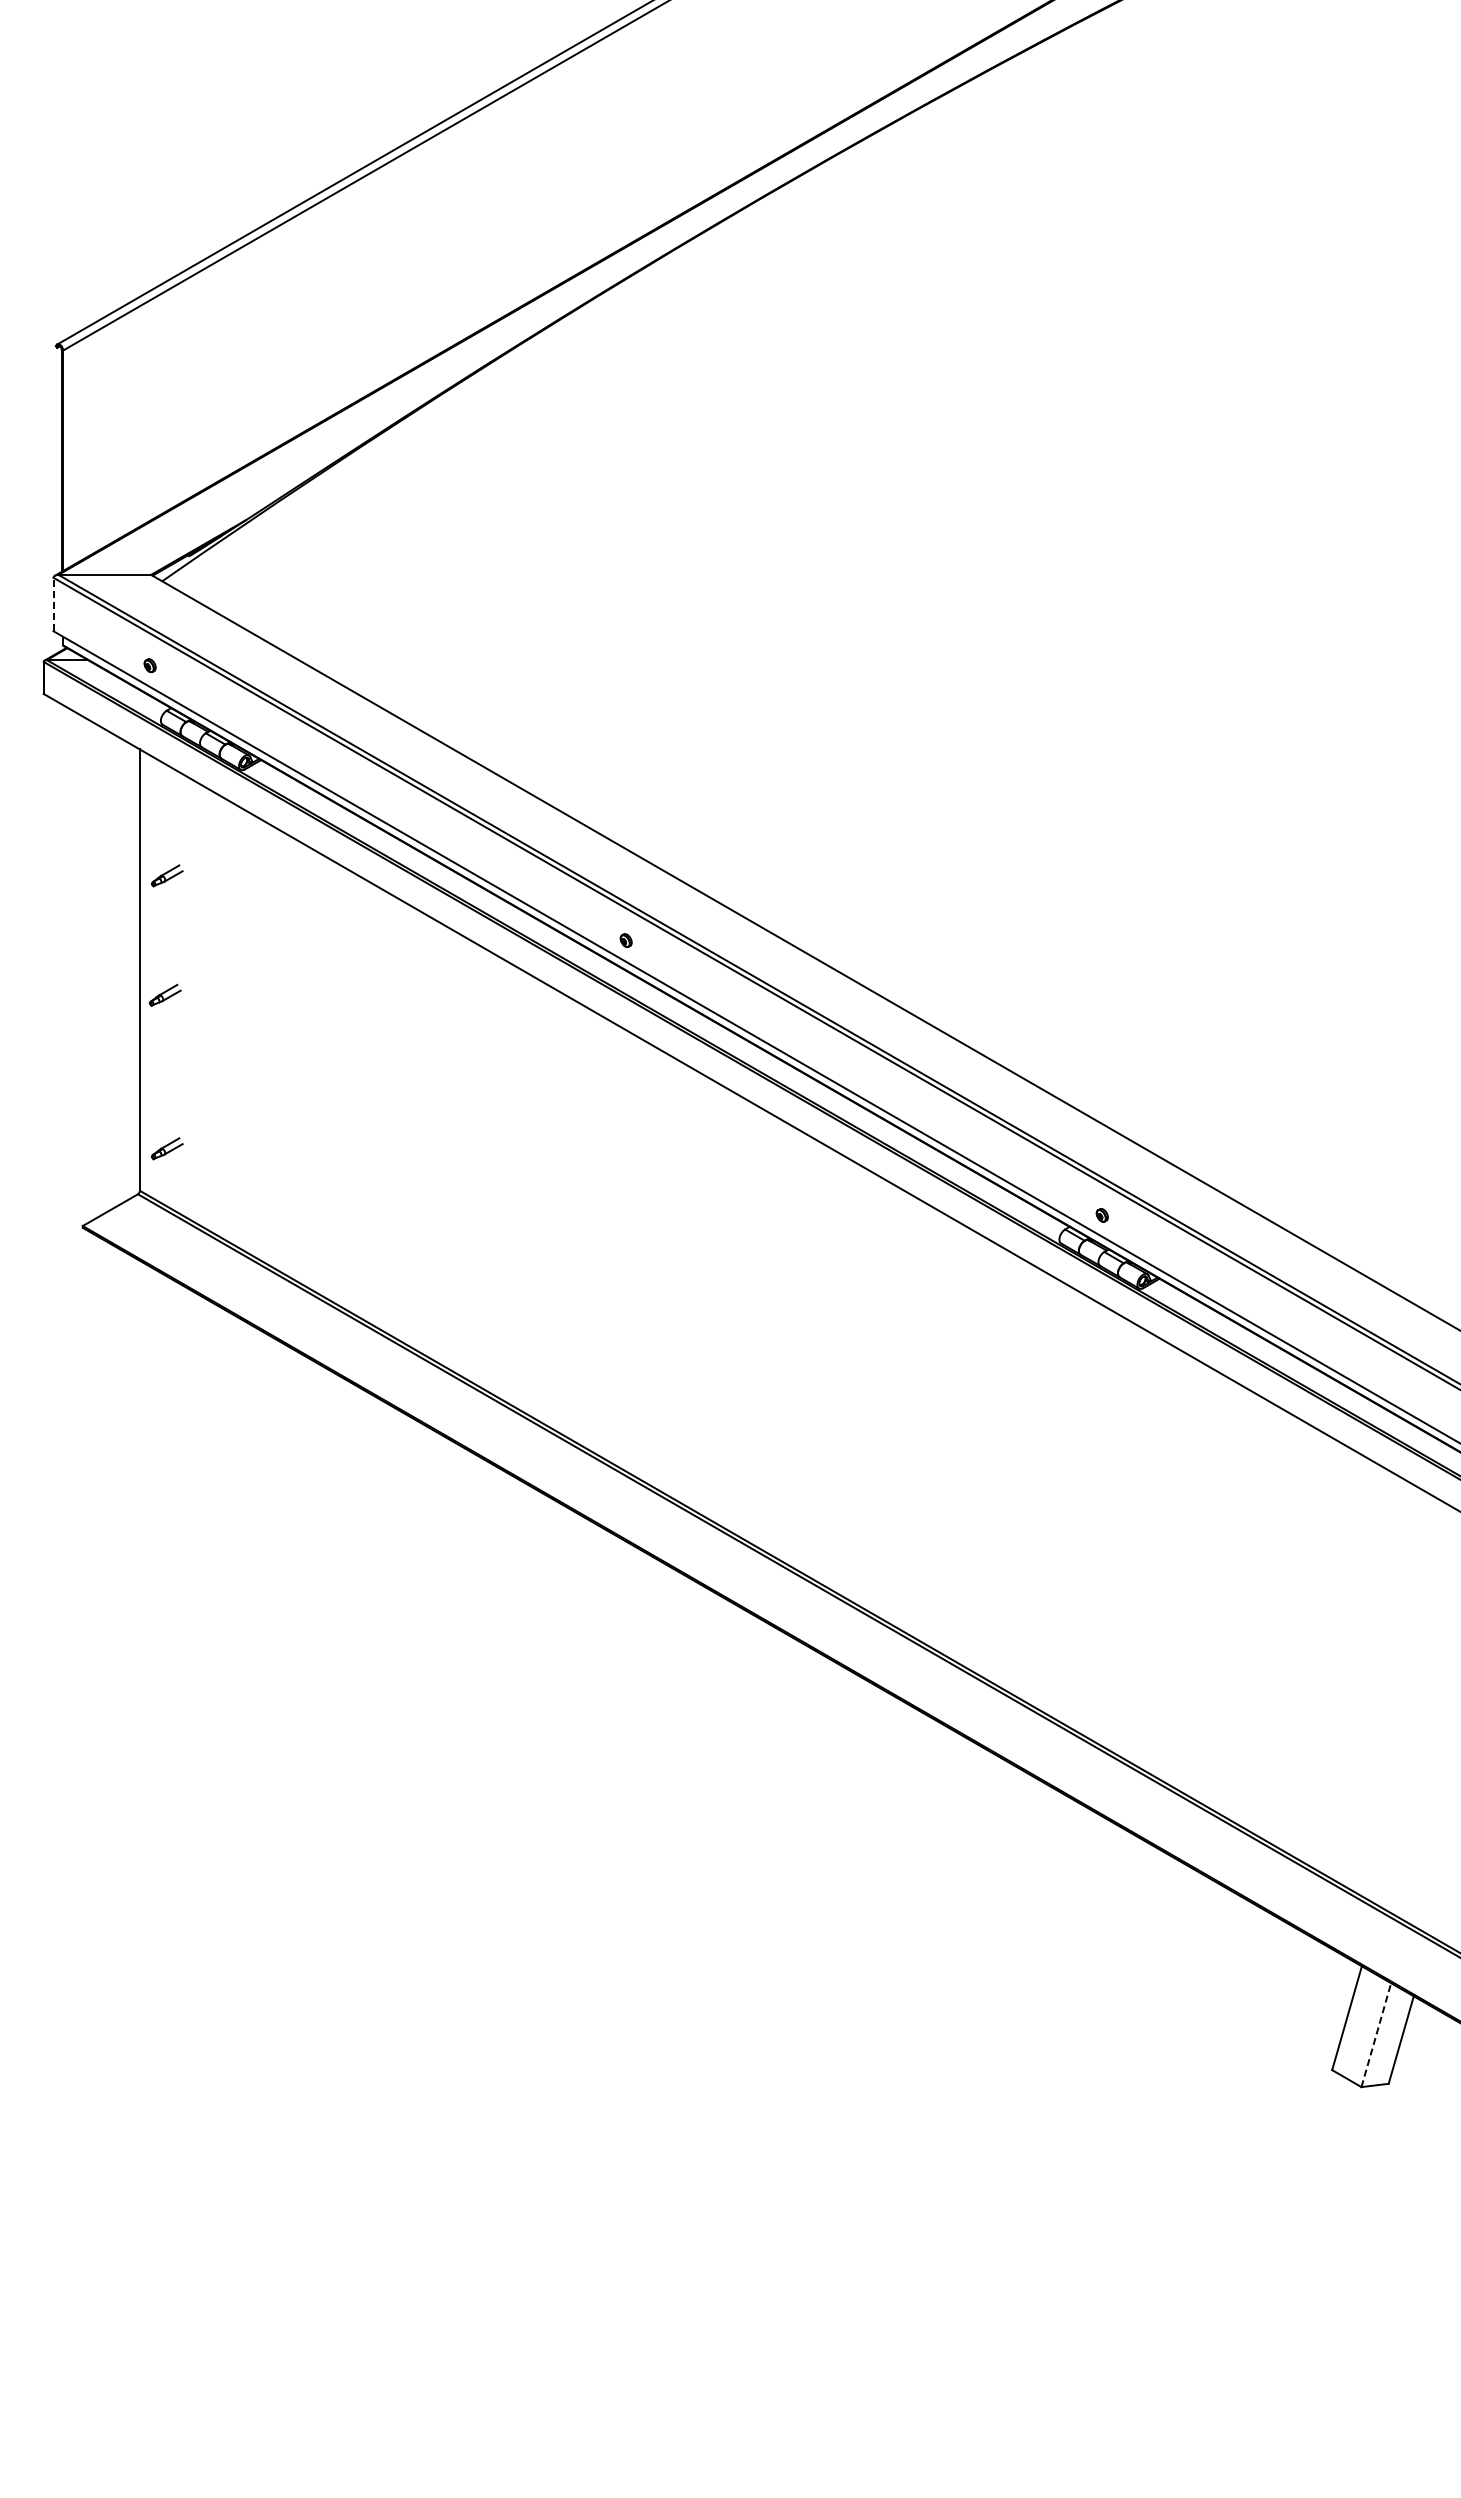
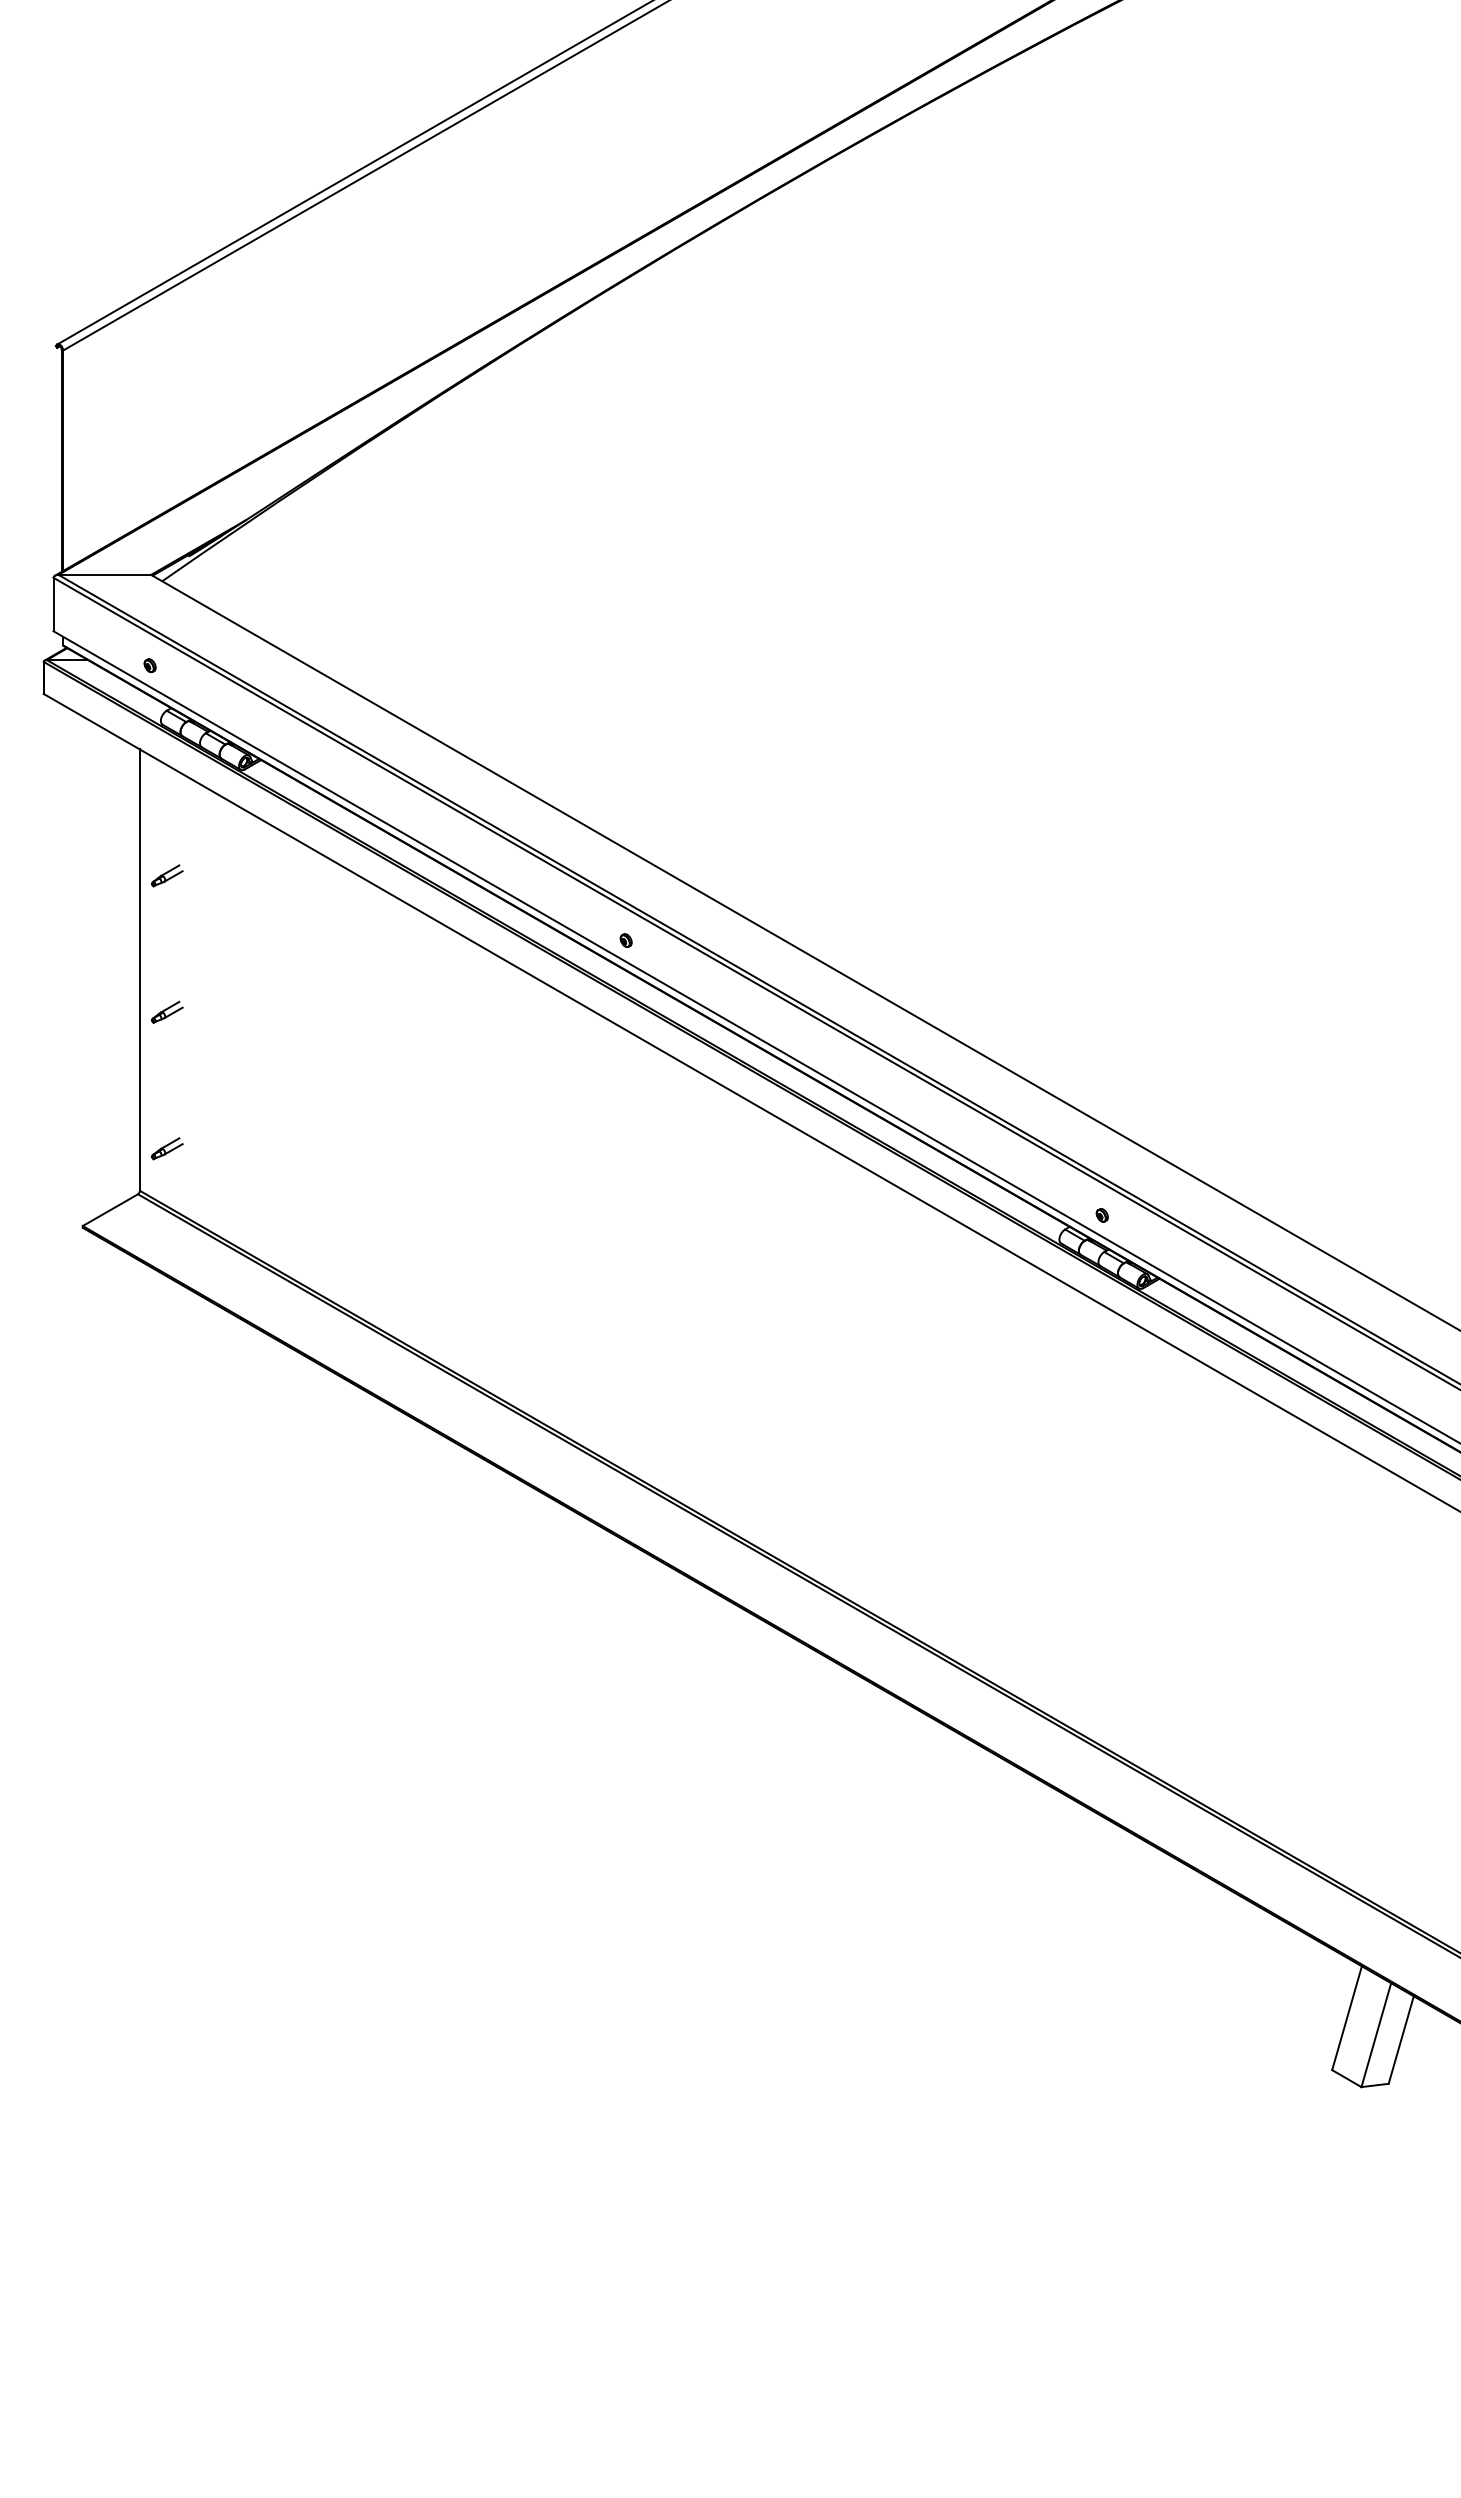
line: dashed -> solid (53, 604)
part position: (164, 994) -> (166, 1011) (166, 1011)
line: dashed -> solid (1376, 2034)
